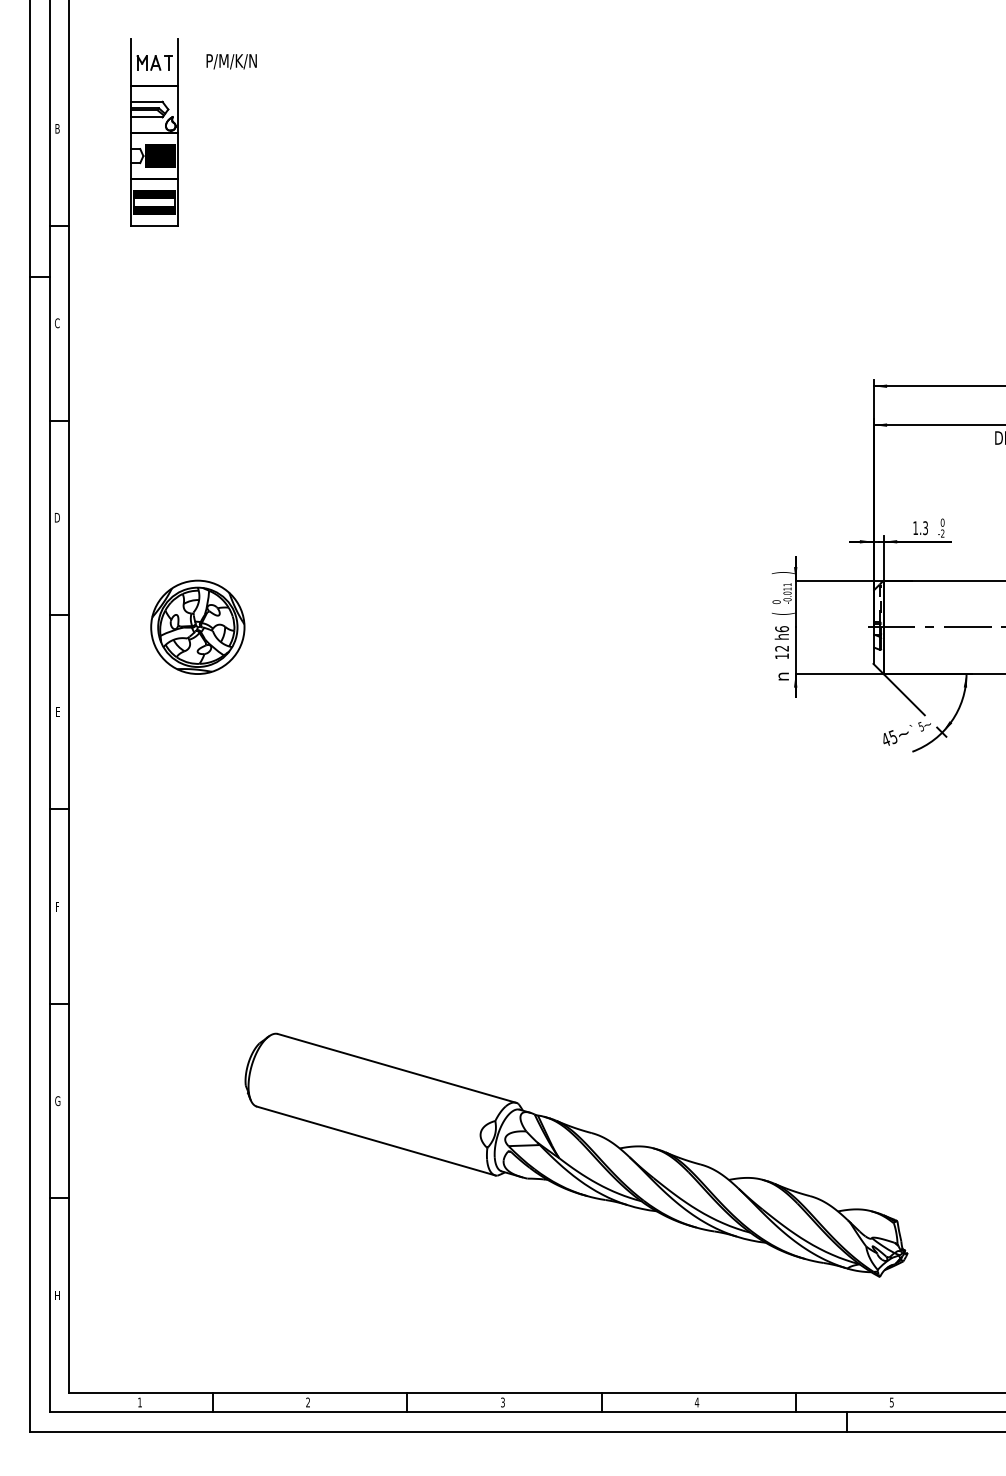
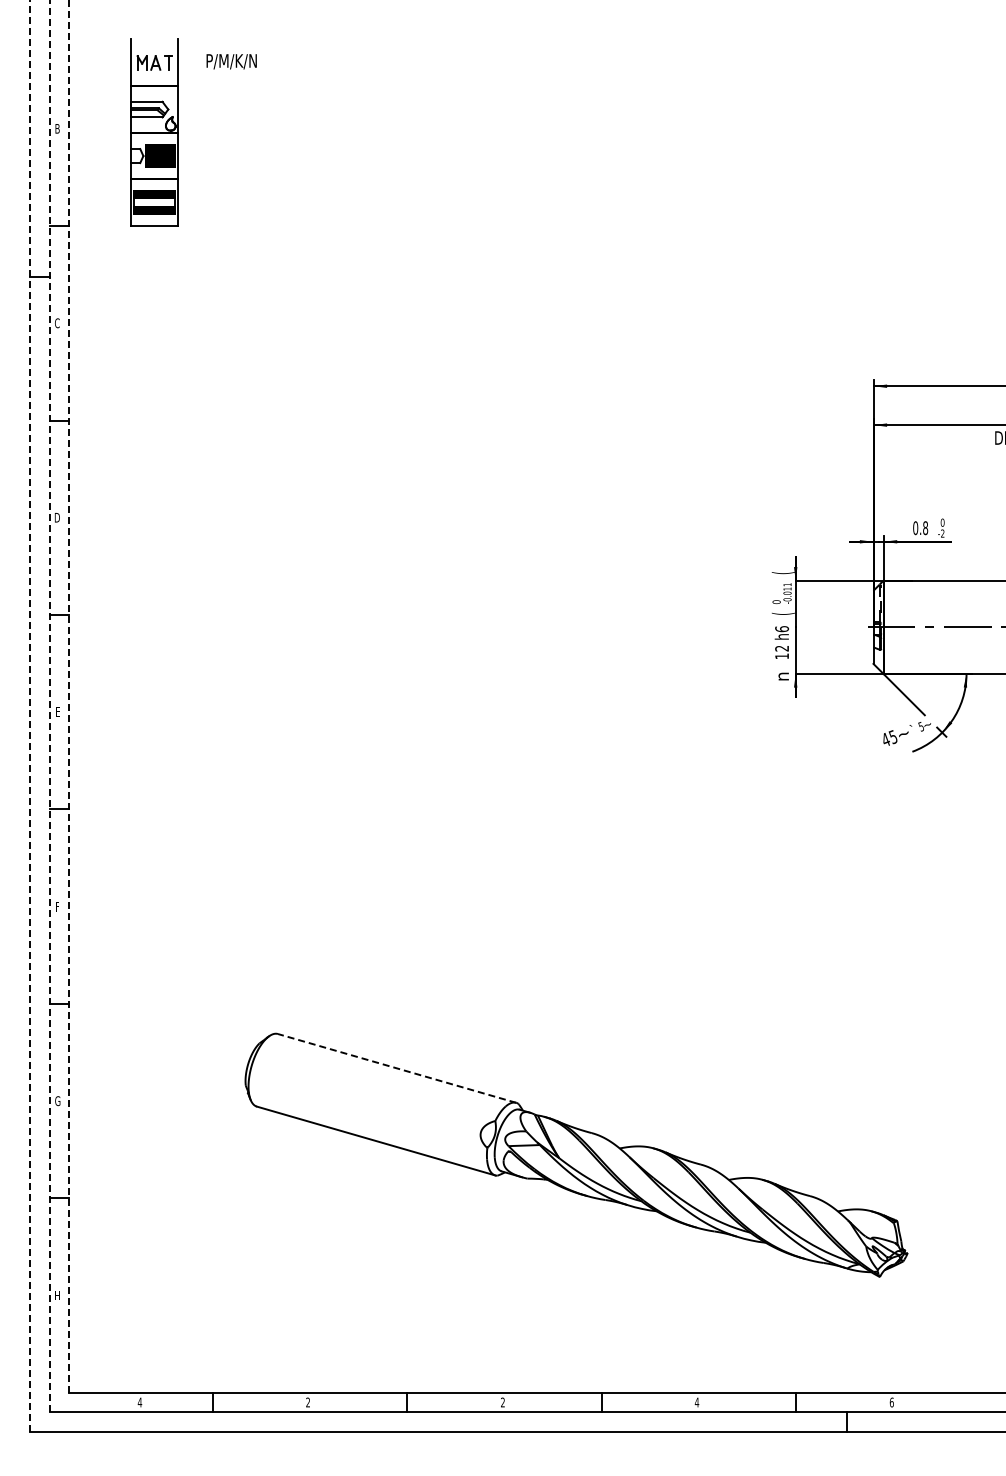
text: 1.3 -> 0.8 (920, 528)
text: ) -> ( (782, 573)
part: present -> none (197, 626)
line: solid -> dashed (69, 695)
line: solid -> dashed (49, 706)
line: solid -> dashed (30, 715)
line: solid -> dashed (396, 1068)
text: 1 -> 4 (139, 1402)
text: 3 -> 2 (502, 1402)
text: 5 -> 6 (891, 1402)
